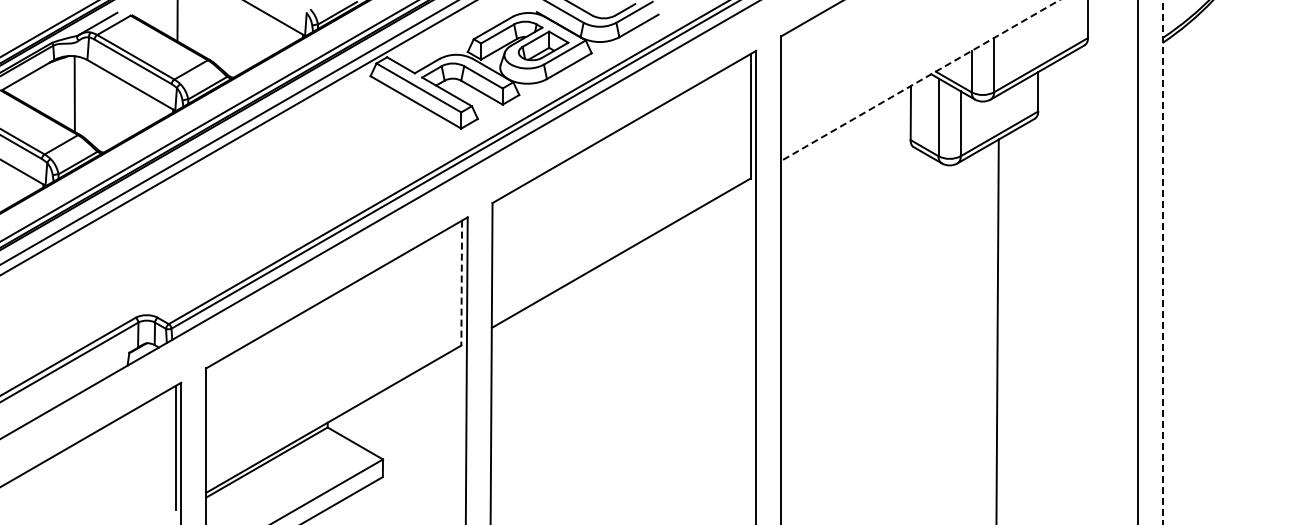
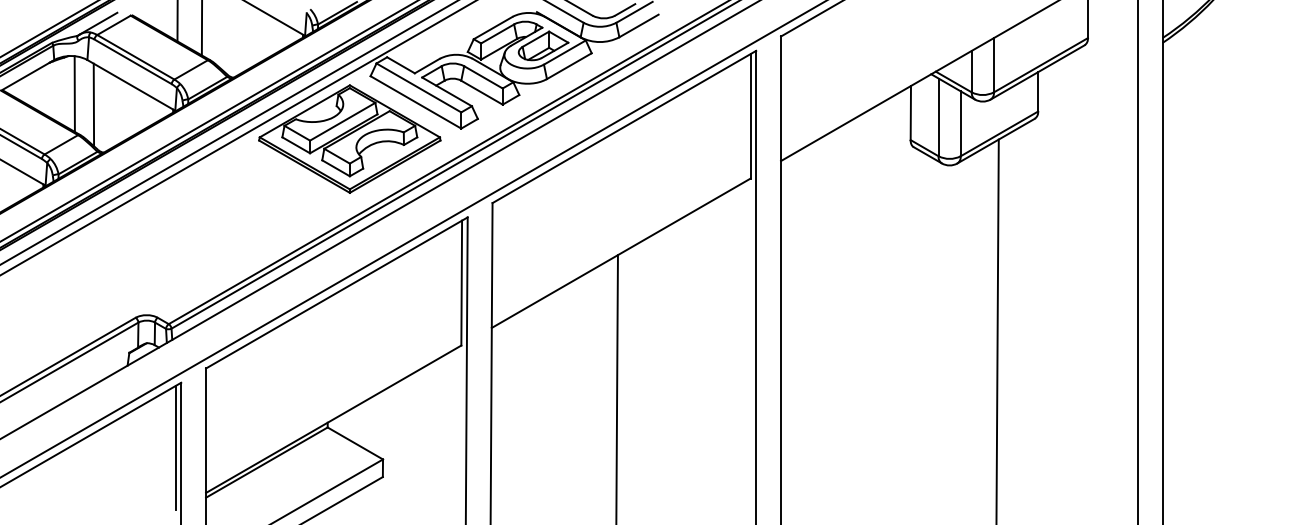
line: none -> present (201, 28)
line: dashed -> solid (920, 80)
line: none -> present (93, 104)
part: none -> present (349, 138)
line: none -> present (412, 239)
line: dashed -> solid (1162, 263)
line: dashed -> solid (461, 283)
line: none -> present (616, 388)
